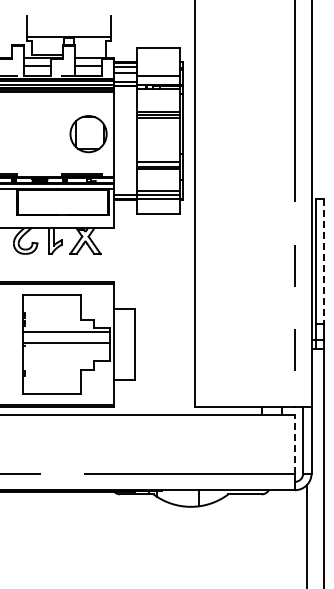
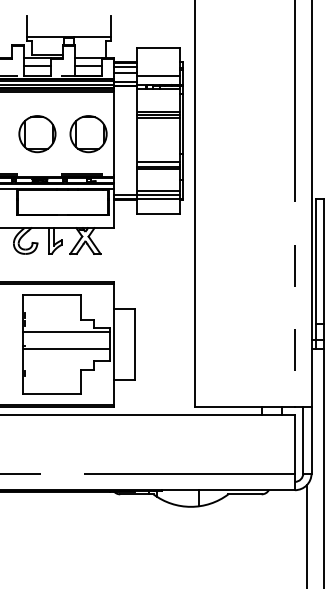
part: none -> present (37, 134)
line: dashed -> solid (324, 261)
line position: (66, 342) -> (66, 348) (66, 348)
line: dashed -> solid (294, 443)
